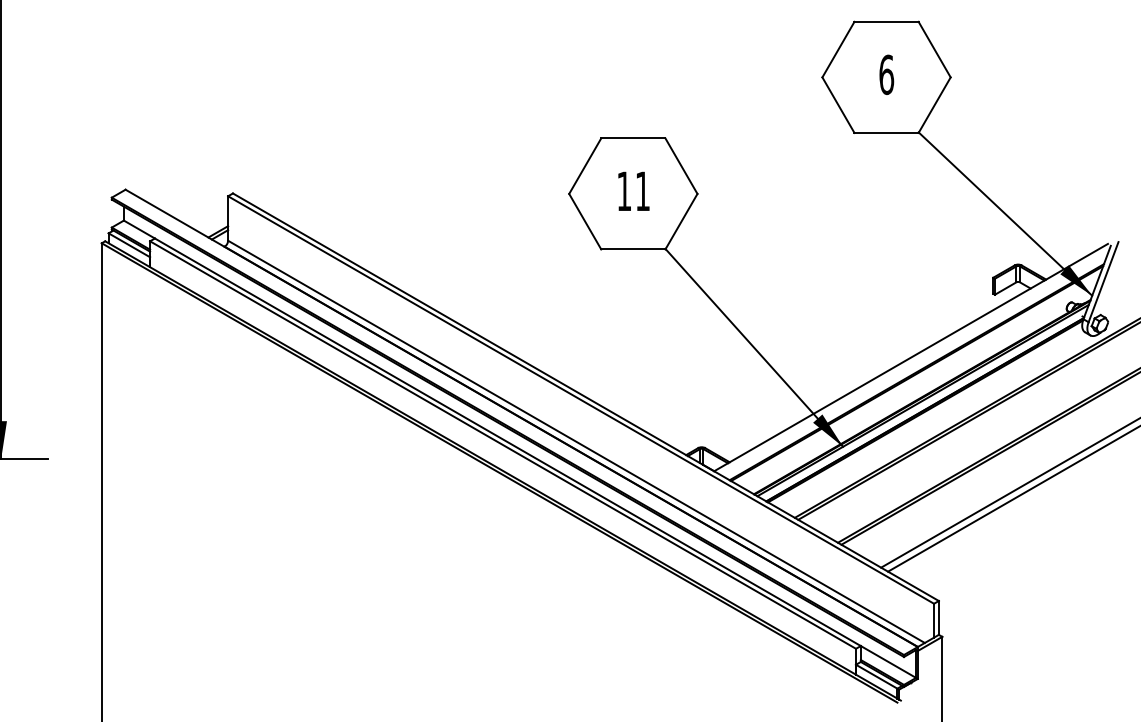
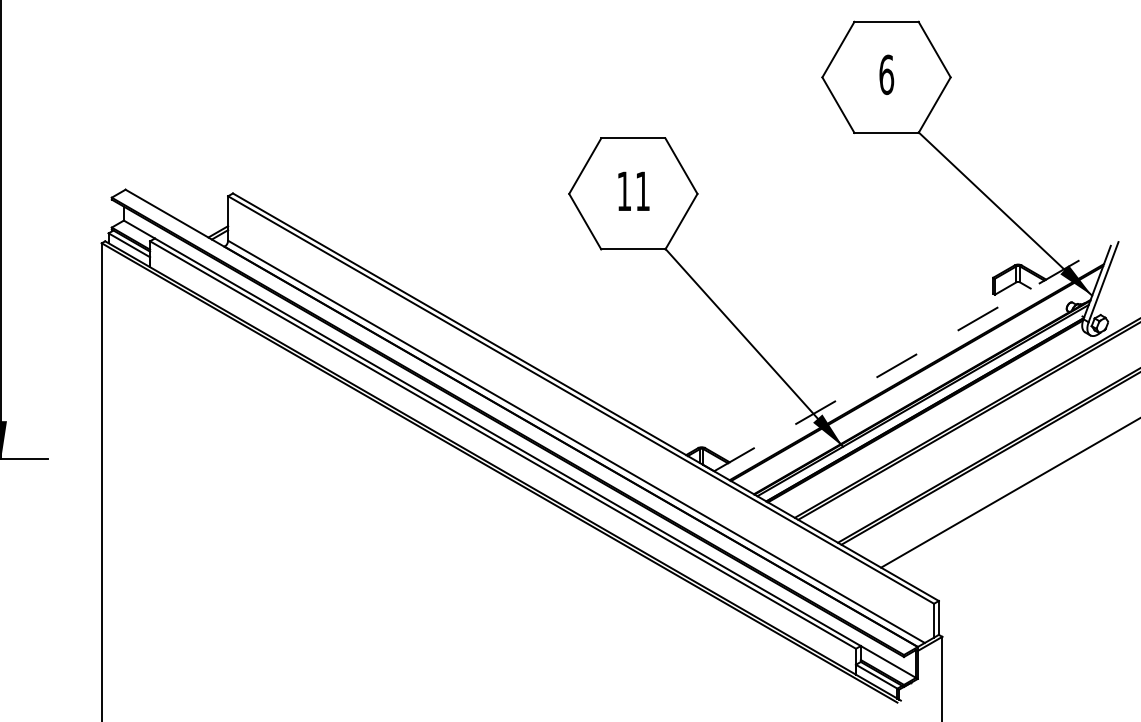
line: solid -> dashed (911, 357)
line: present -> none (1012, 499)
